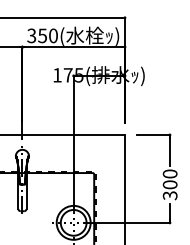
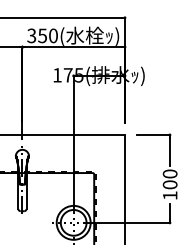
text: 300 -> 100 (169, 195)
